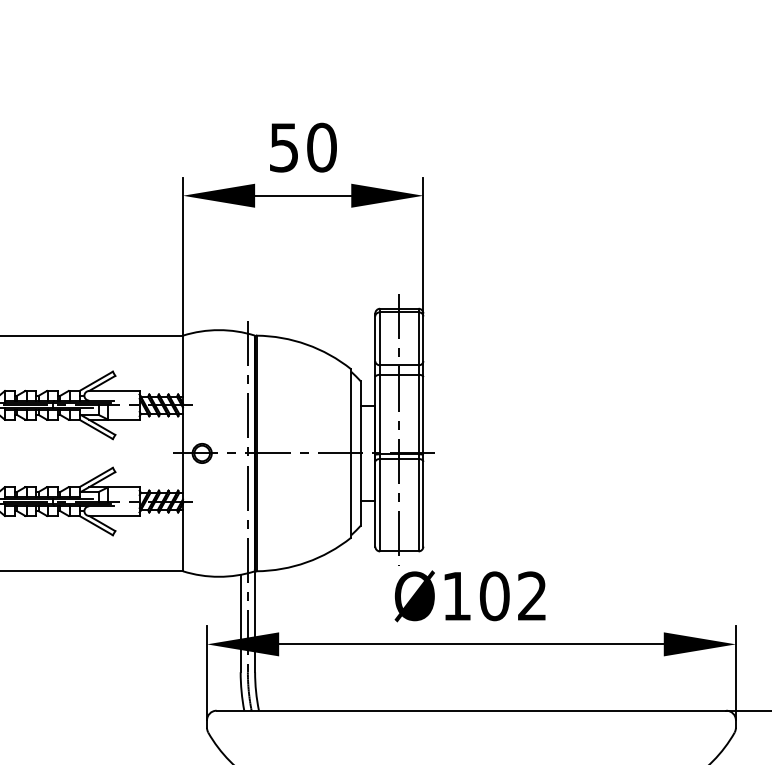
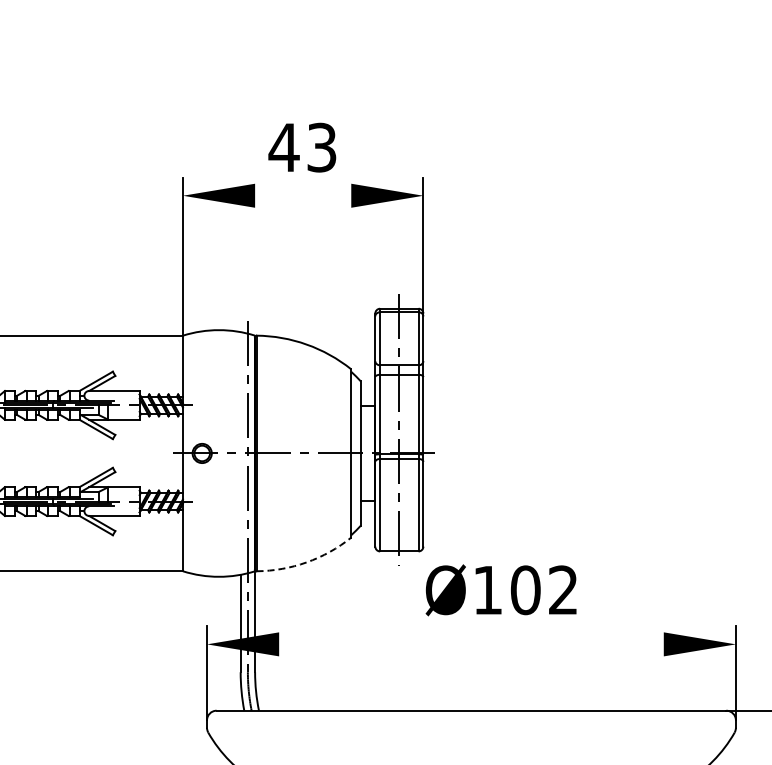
text: 50 -> 43 (302, 147)
line: present -> none (303, 195)
arc: solid -> dashed (306, 562)
text position: (469, 596) -> (500, 590) (500, 590)
line: present -> none (471, 644)
